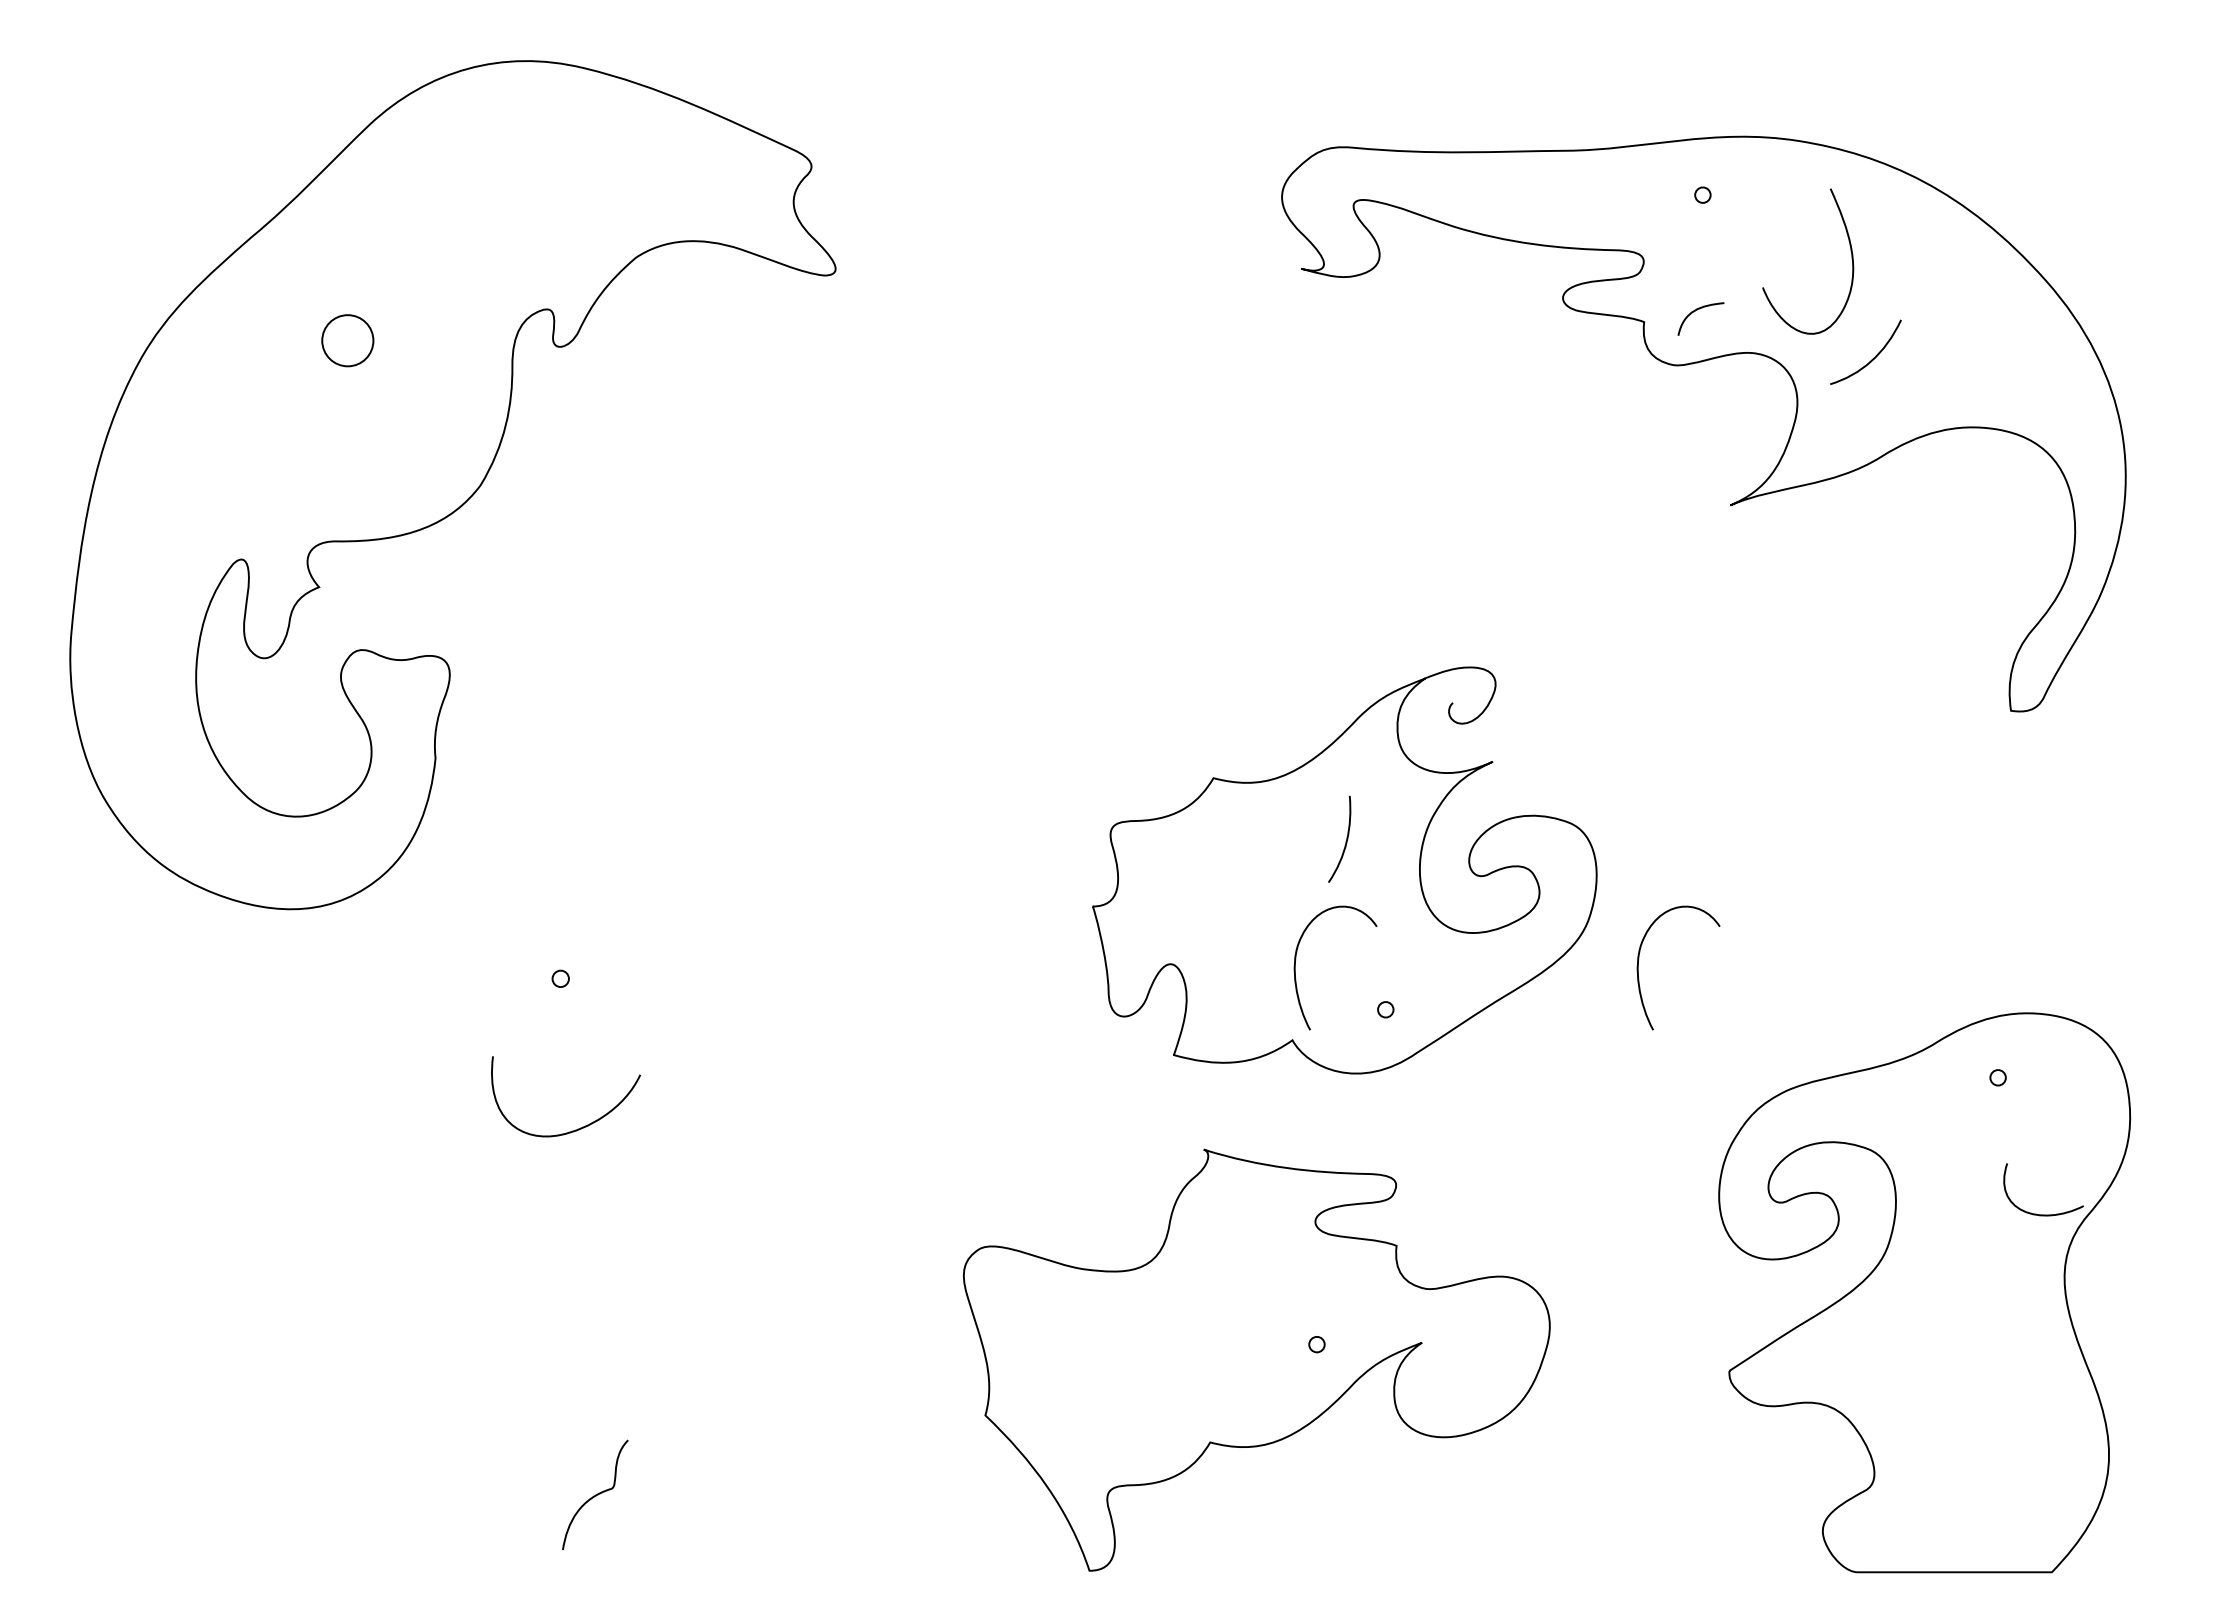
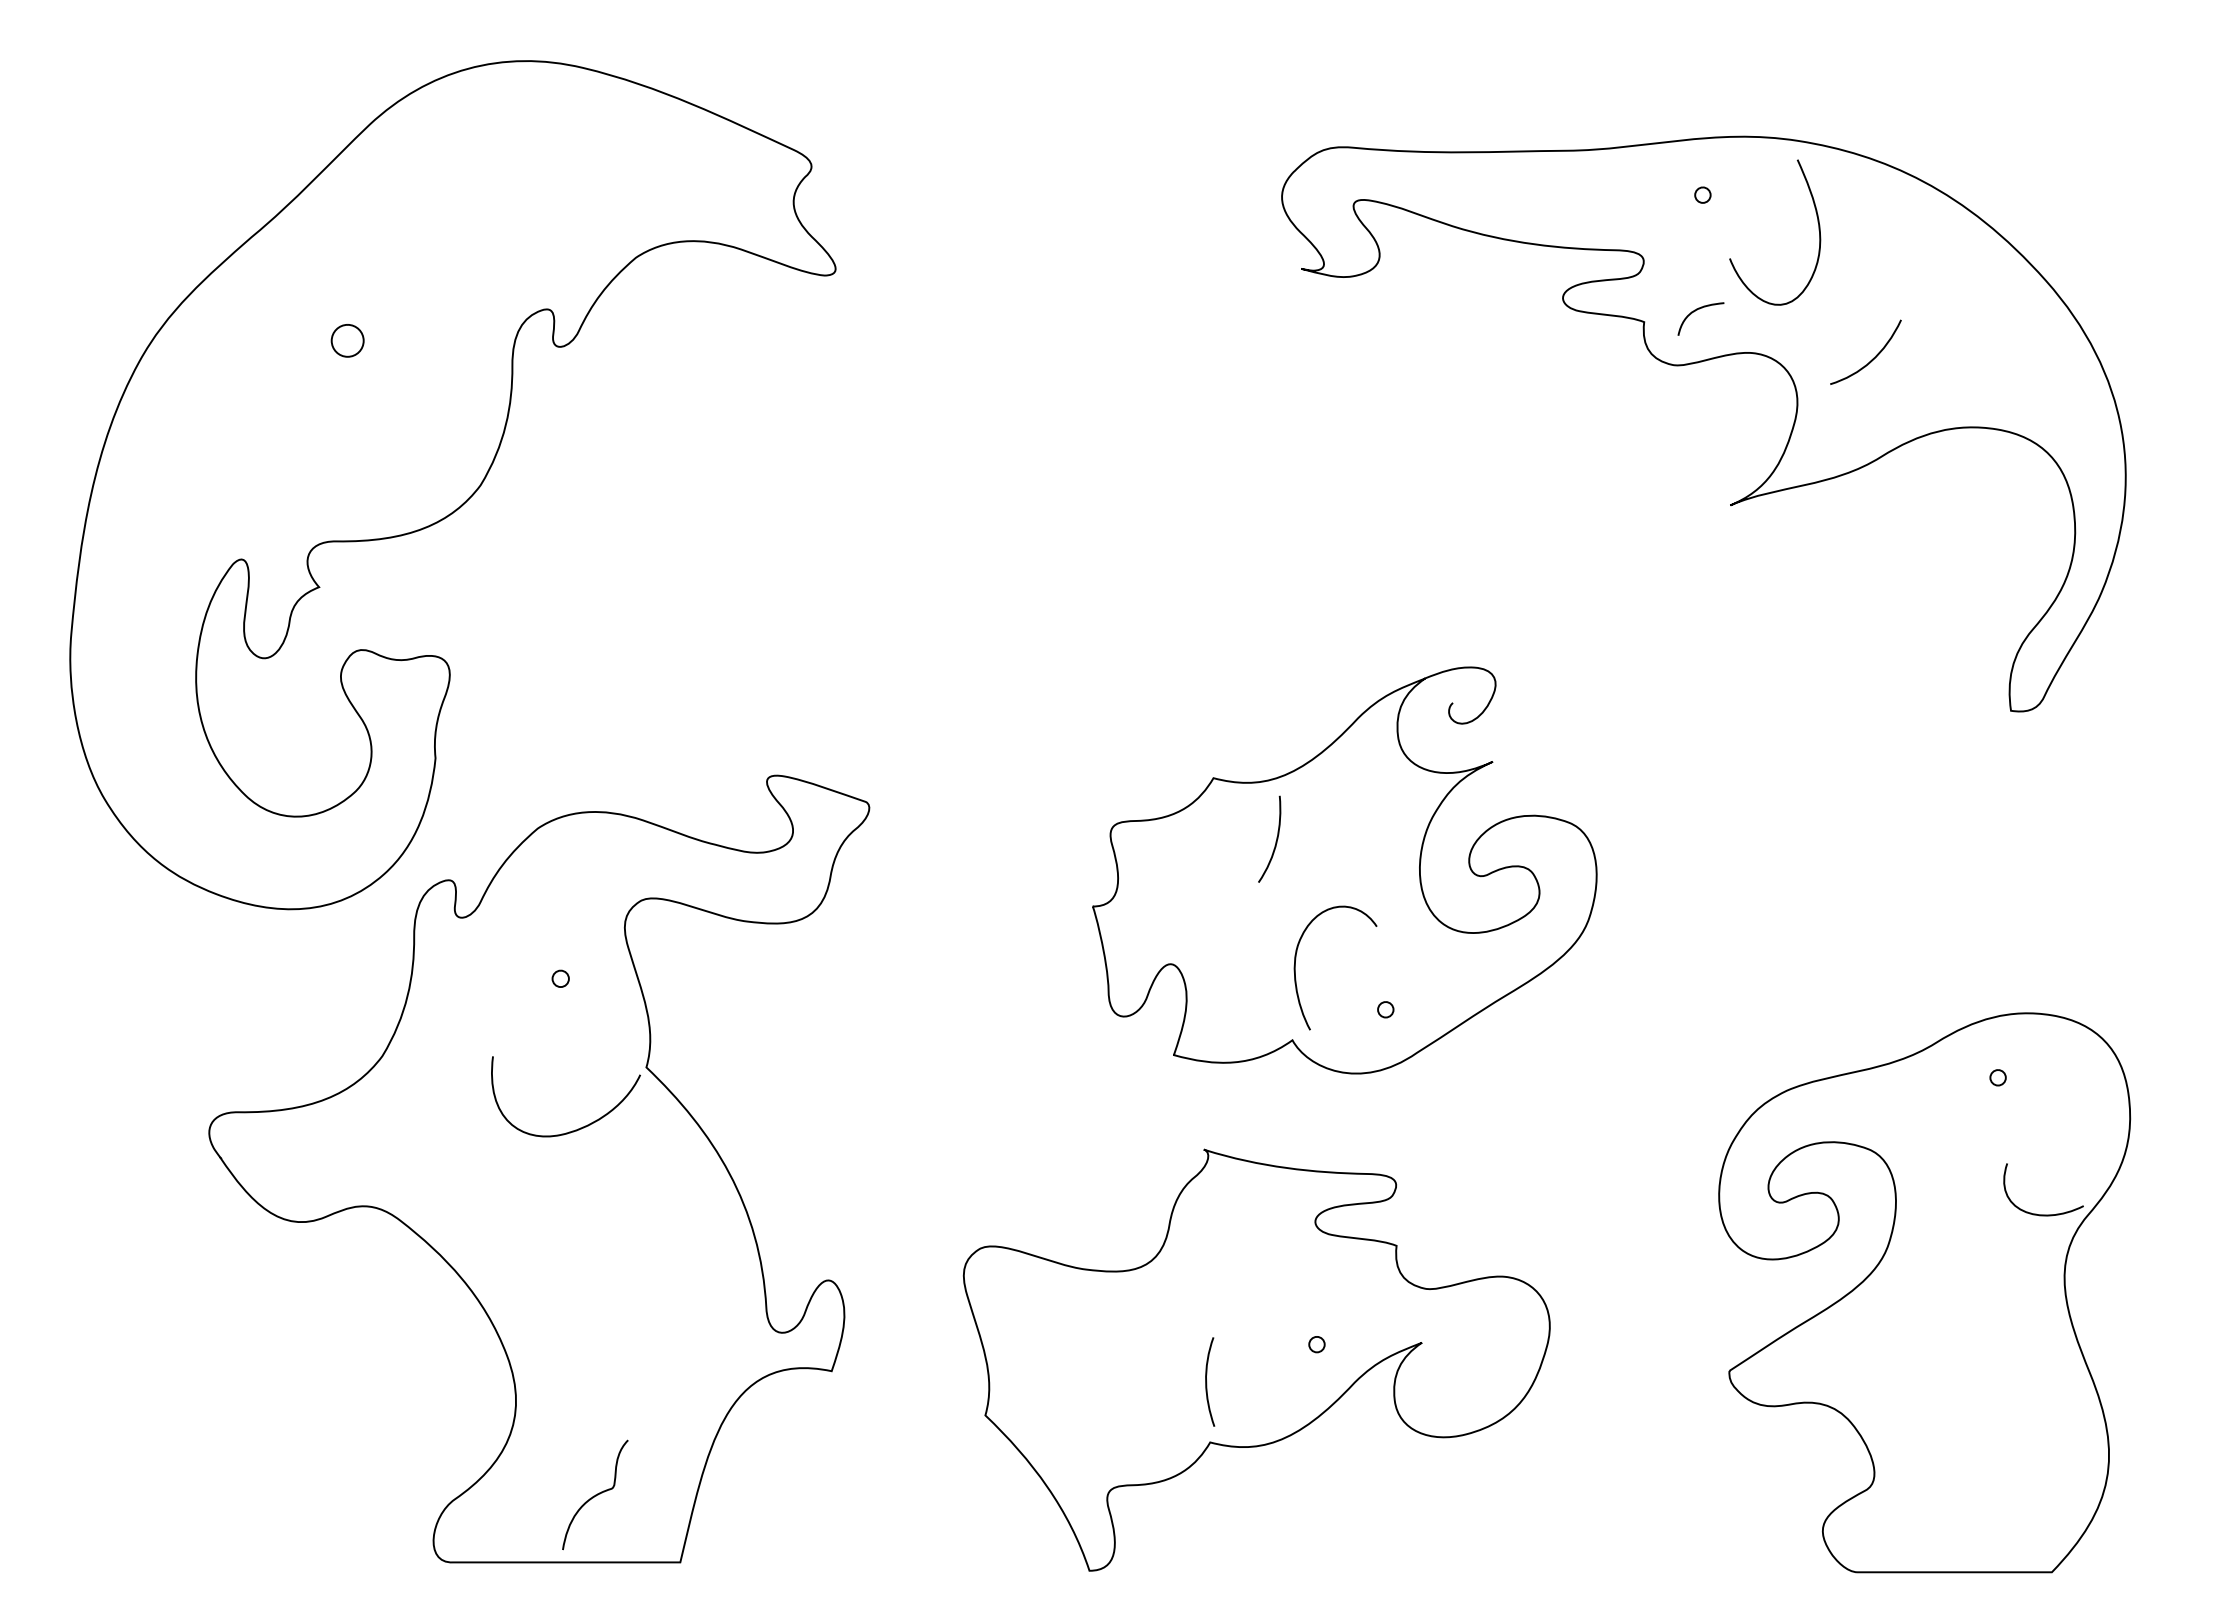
curve position: (1851, 259) -> (1818, 230) (1818, 230)
part size: 54x54 px -> 35x34 px (347, 340)
curve position: (1345, 841) -> (1275, 841) (1275, 841)
curve: present -> none (1639, 959)
part: none -> present (539, 1168)
curve: none -> present (1207, 1381)
